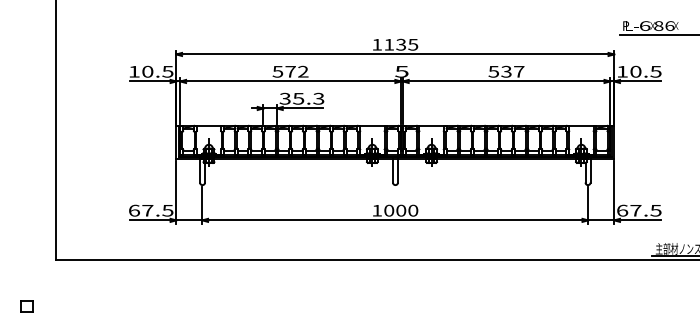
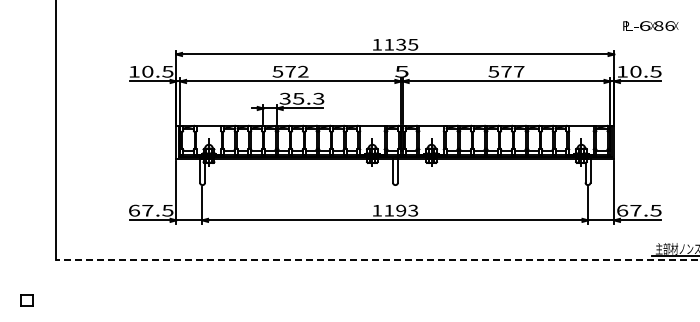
line: present -> none (658, 34)
text: 537 -> 577 (506, 71)
text: 1000 -> 1193 (401, 210)
line: solid -> dashed (377, 259)
part position: (26, 306) -> (26, 300) (26, 300)
